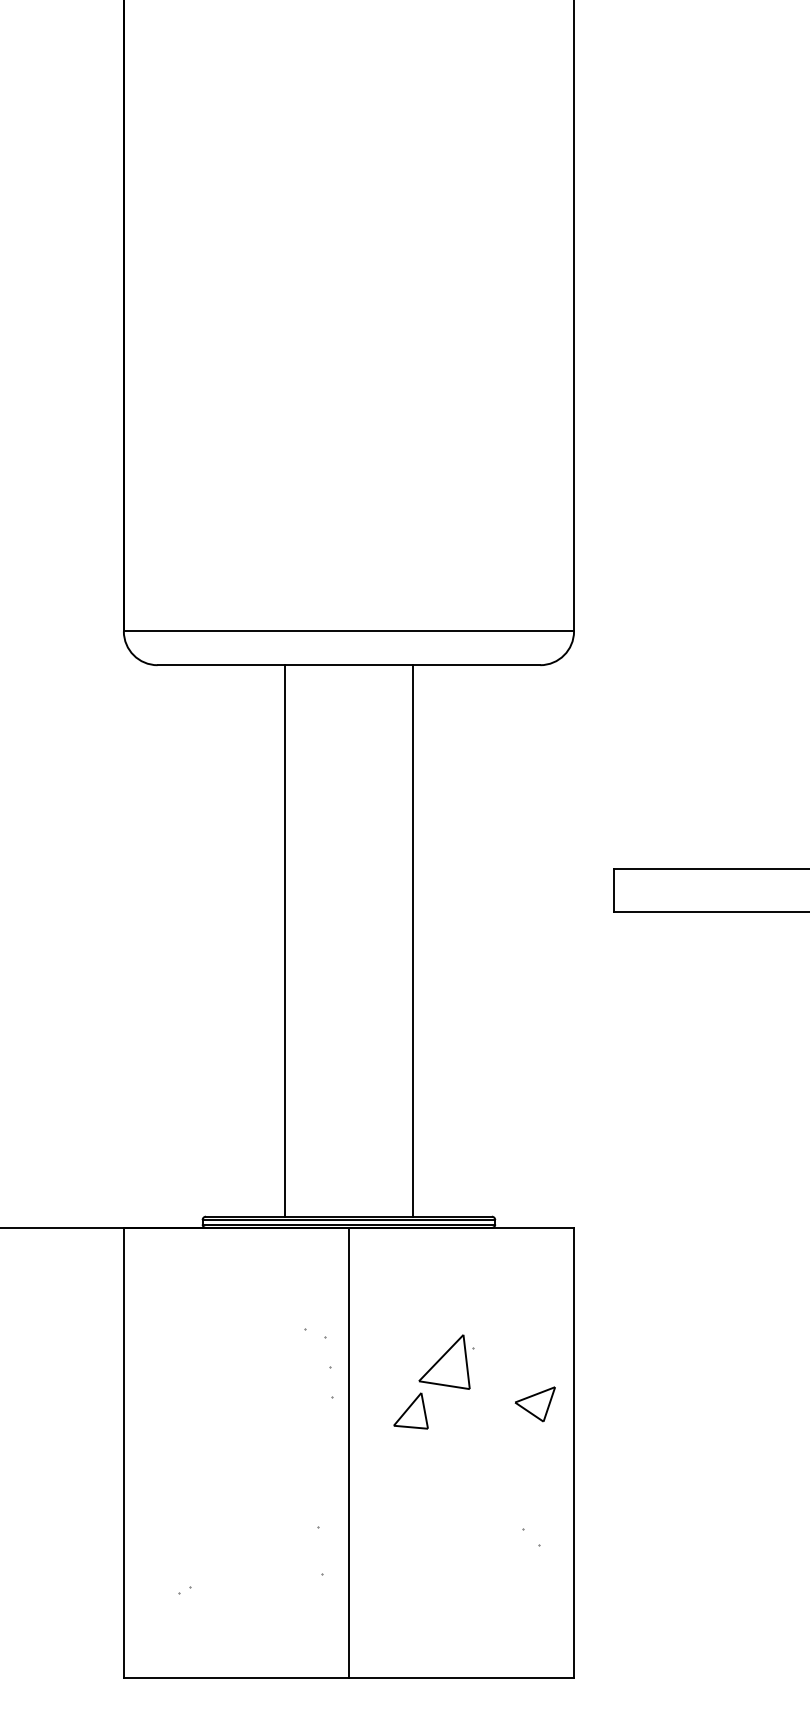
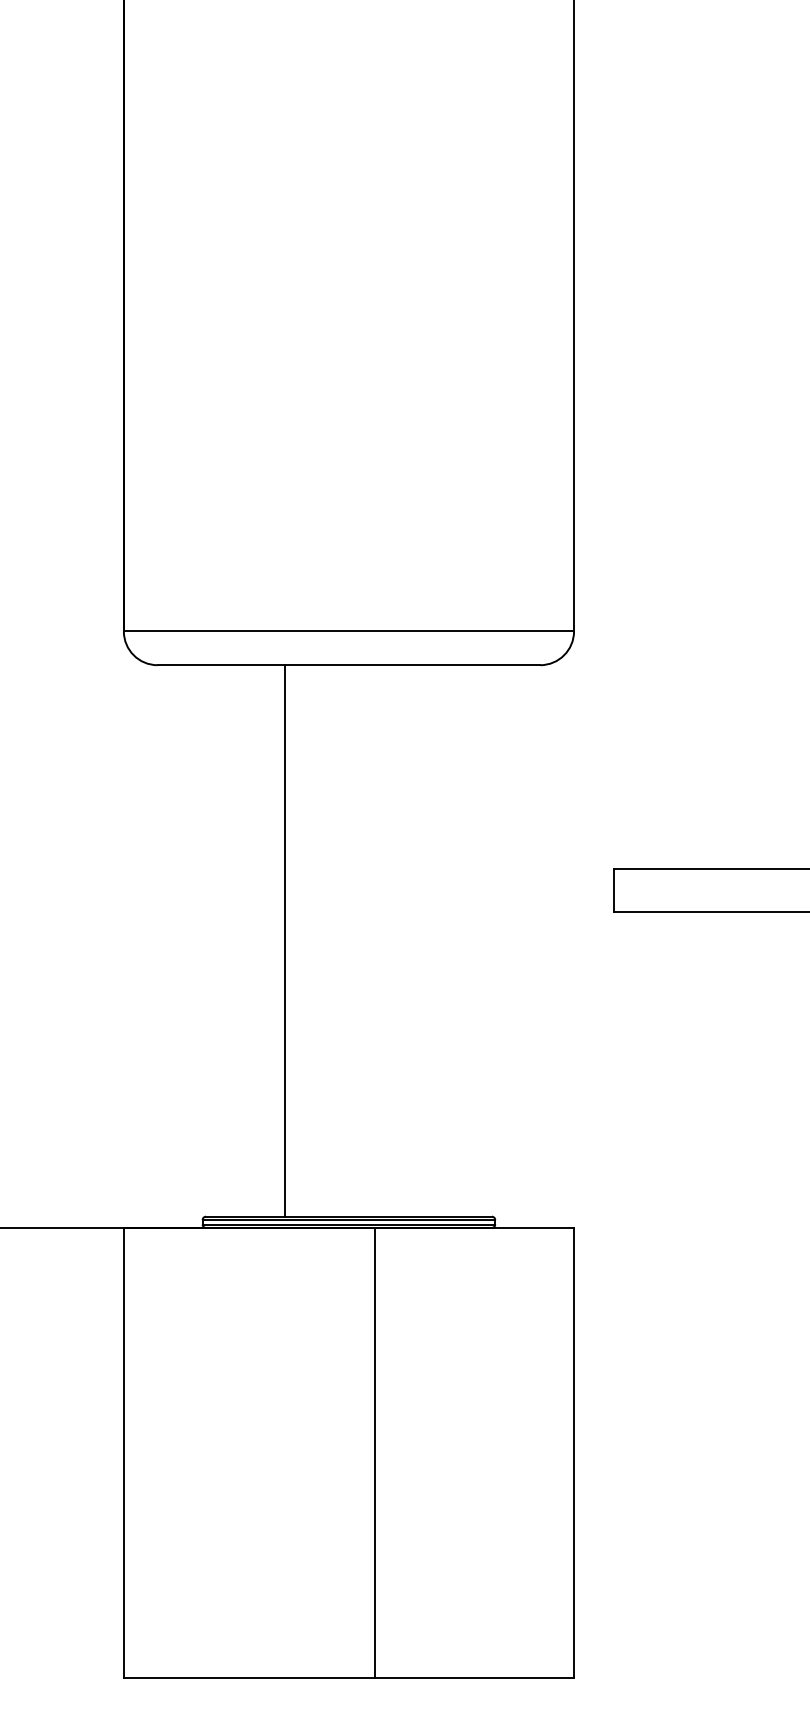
line: present -> none (413, 940)
line position: (348, 1452) -> (374, 1452) (374, 1452)
hatch: present -> none (367, 1460)
